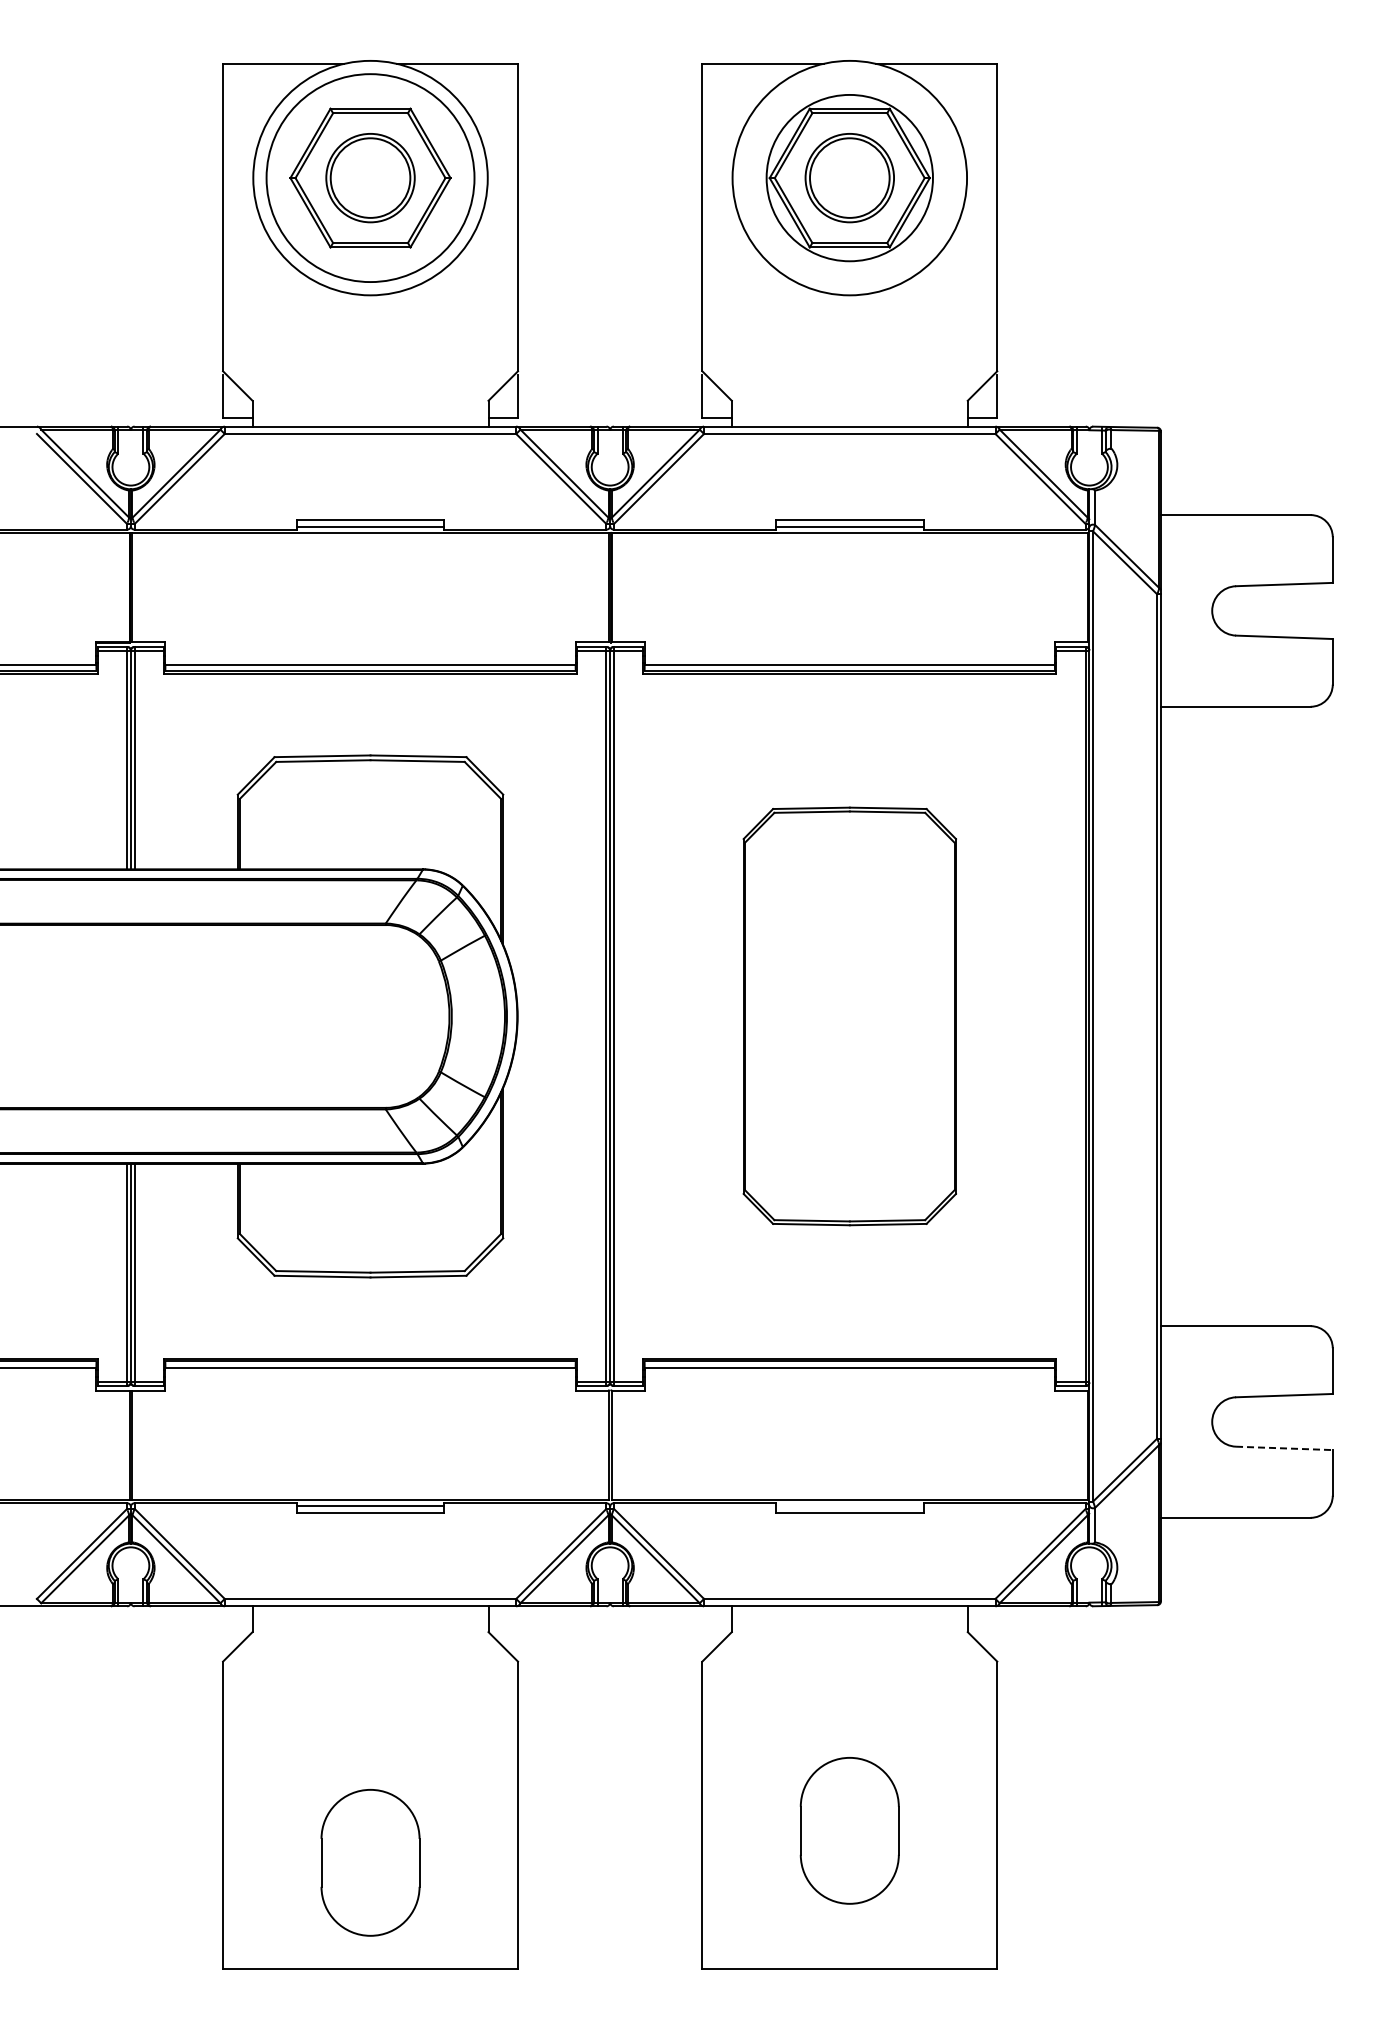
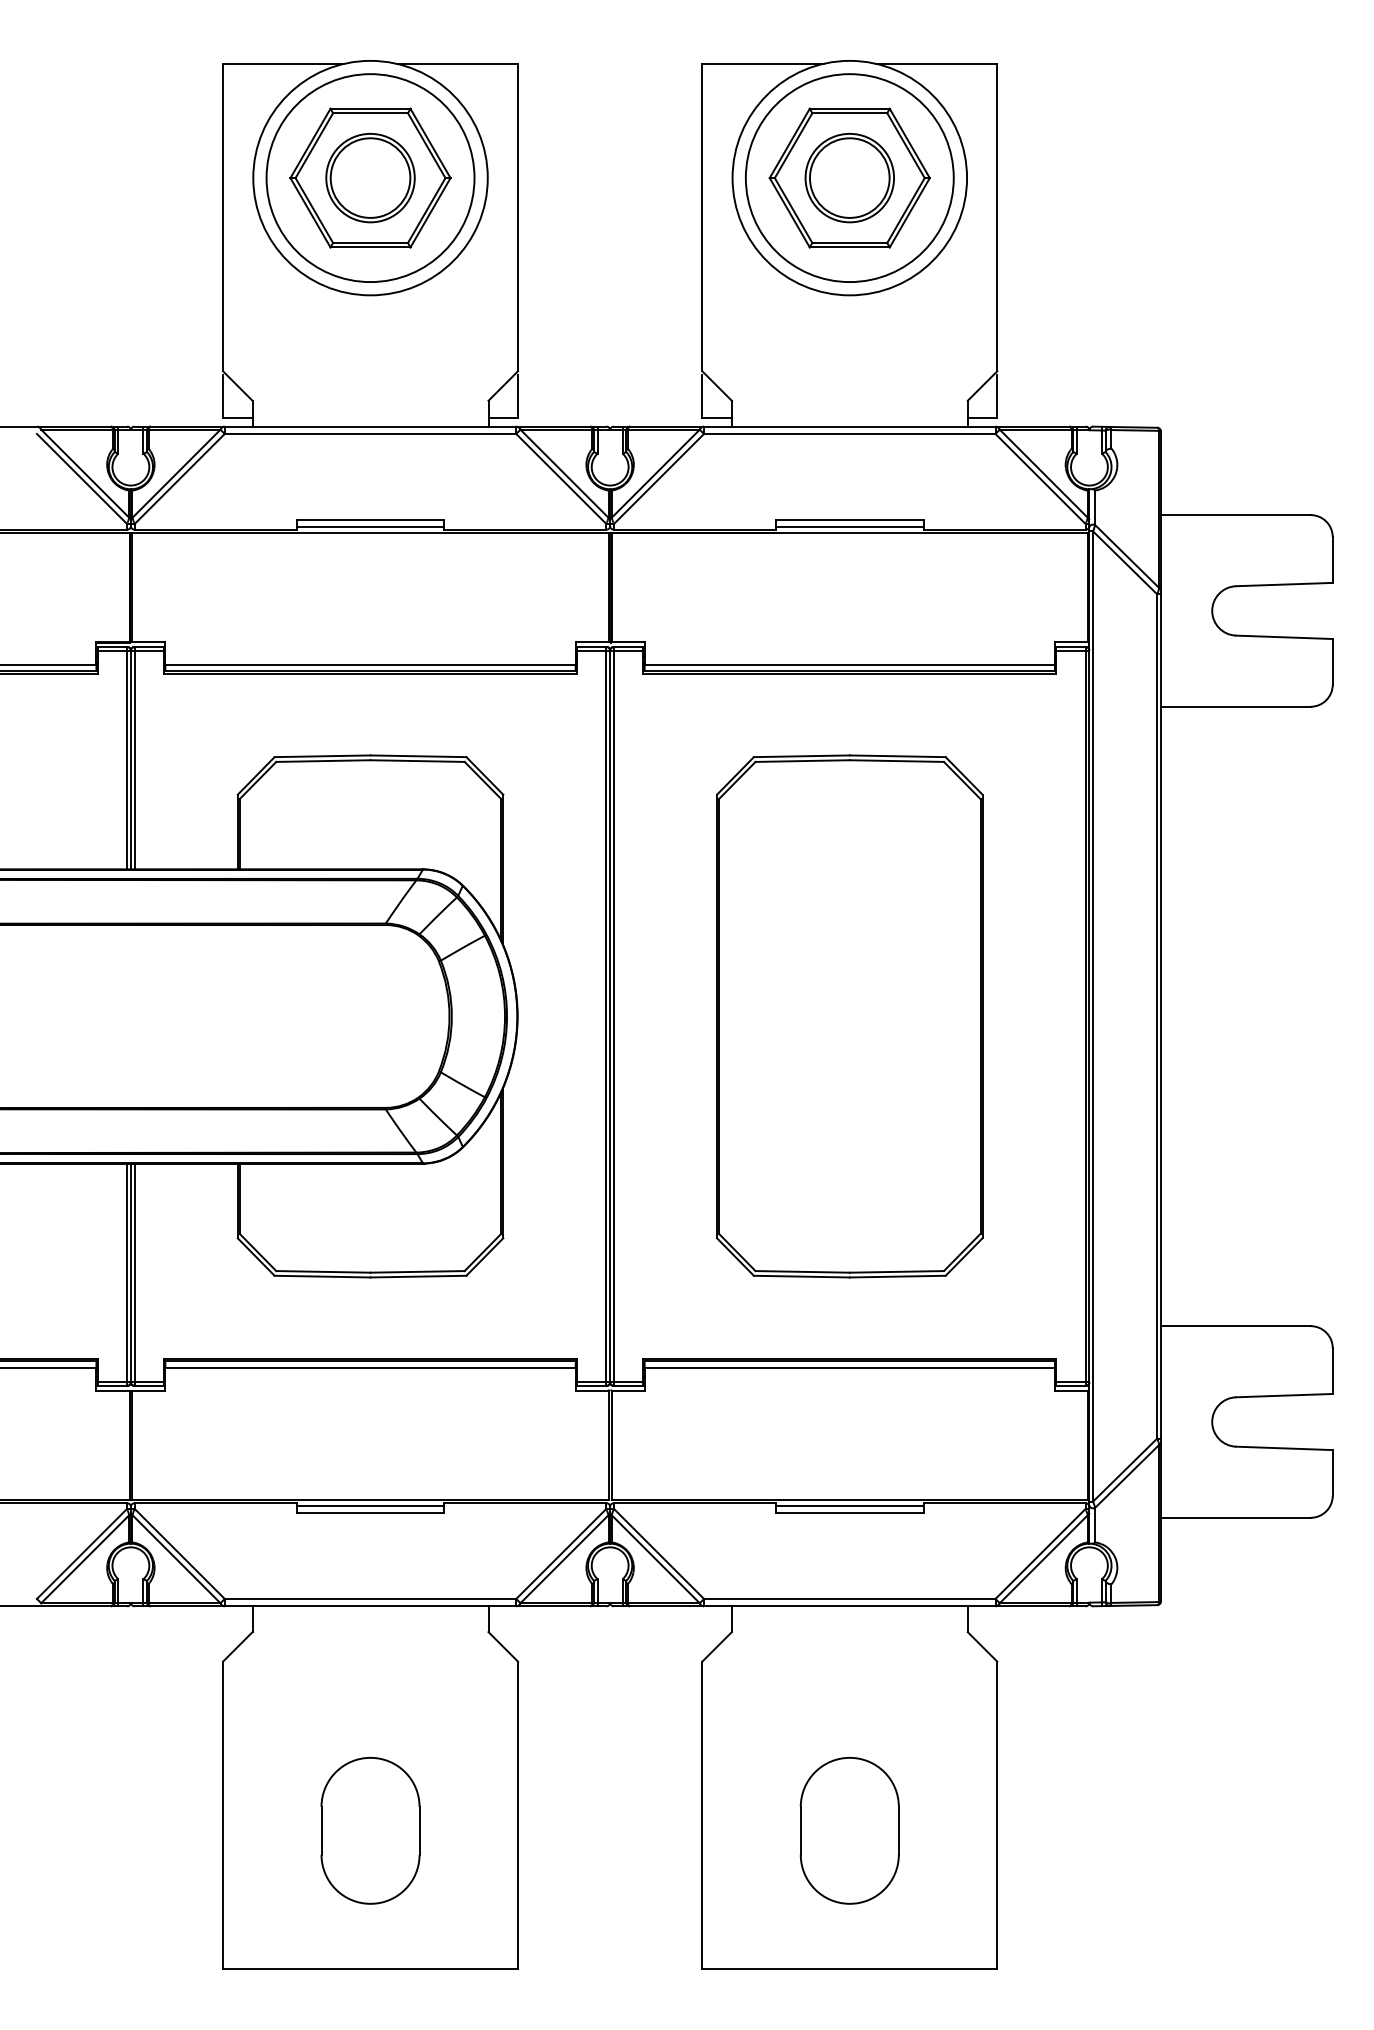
circle diameter: 166 px -> 208 px (849, 178)
part size: 215x421 px -> 268x525 px (849, 1016)
line: dashed -> solid (1284, 1448)
line: none -> present (849, 1506)
part position: (370, 1862) -> (370, 1830) (370, 1830)
